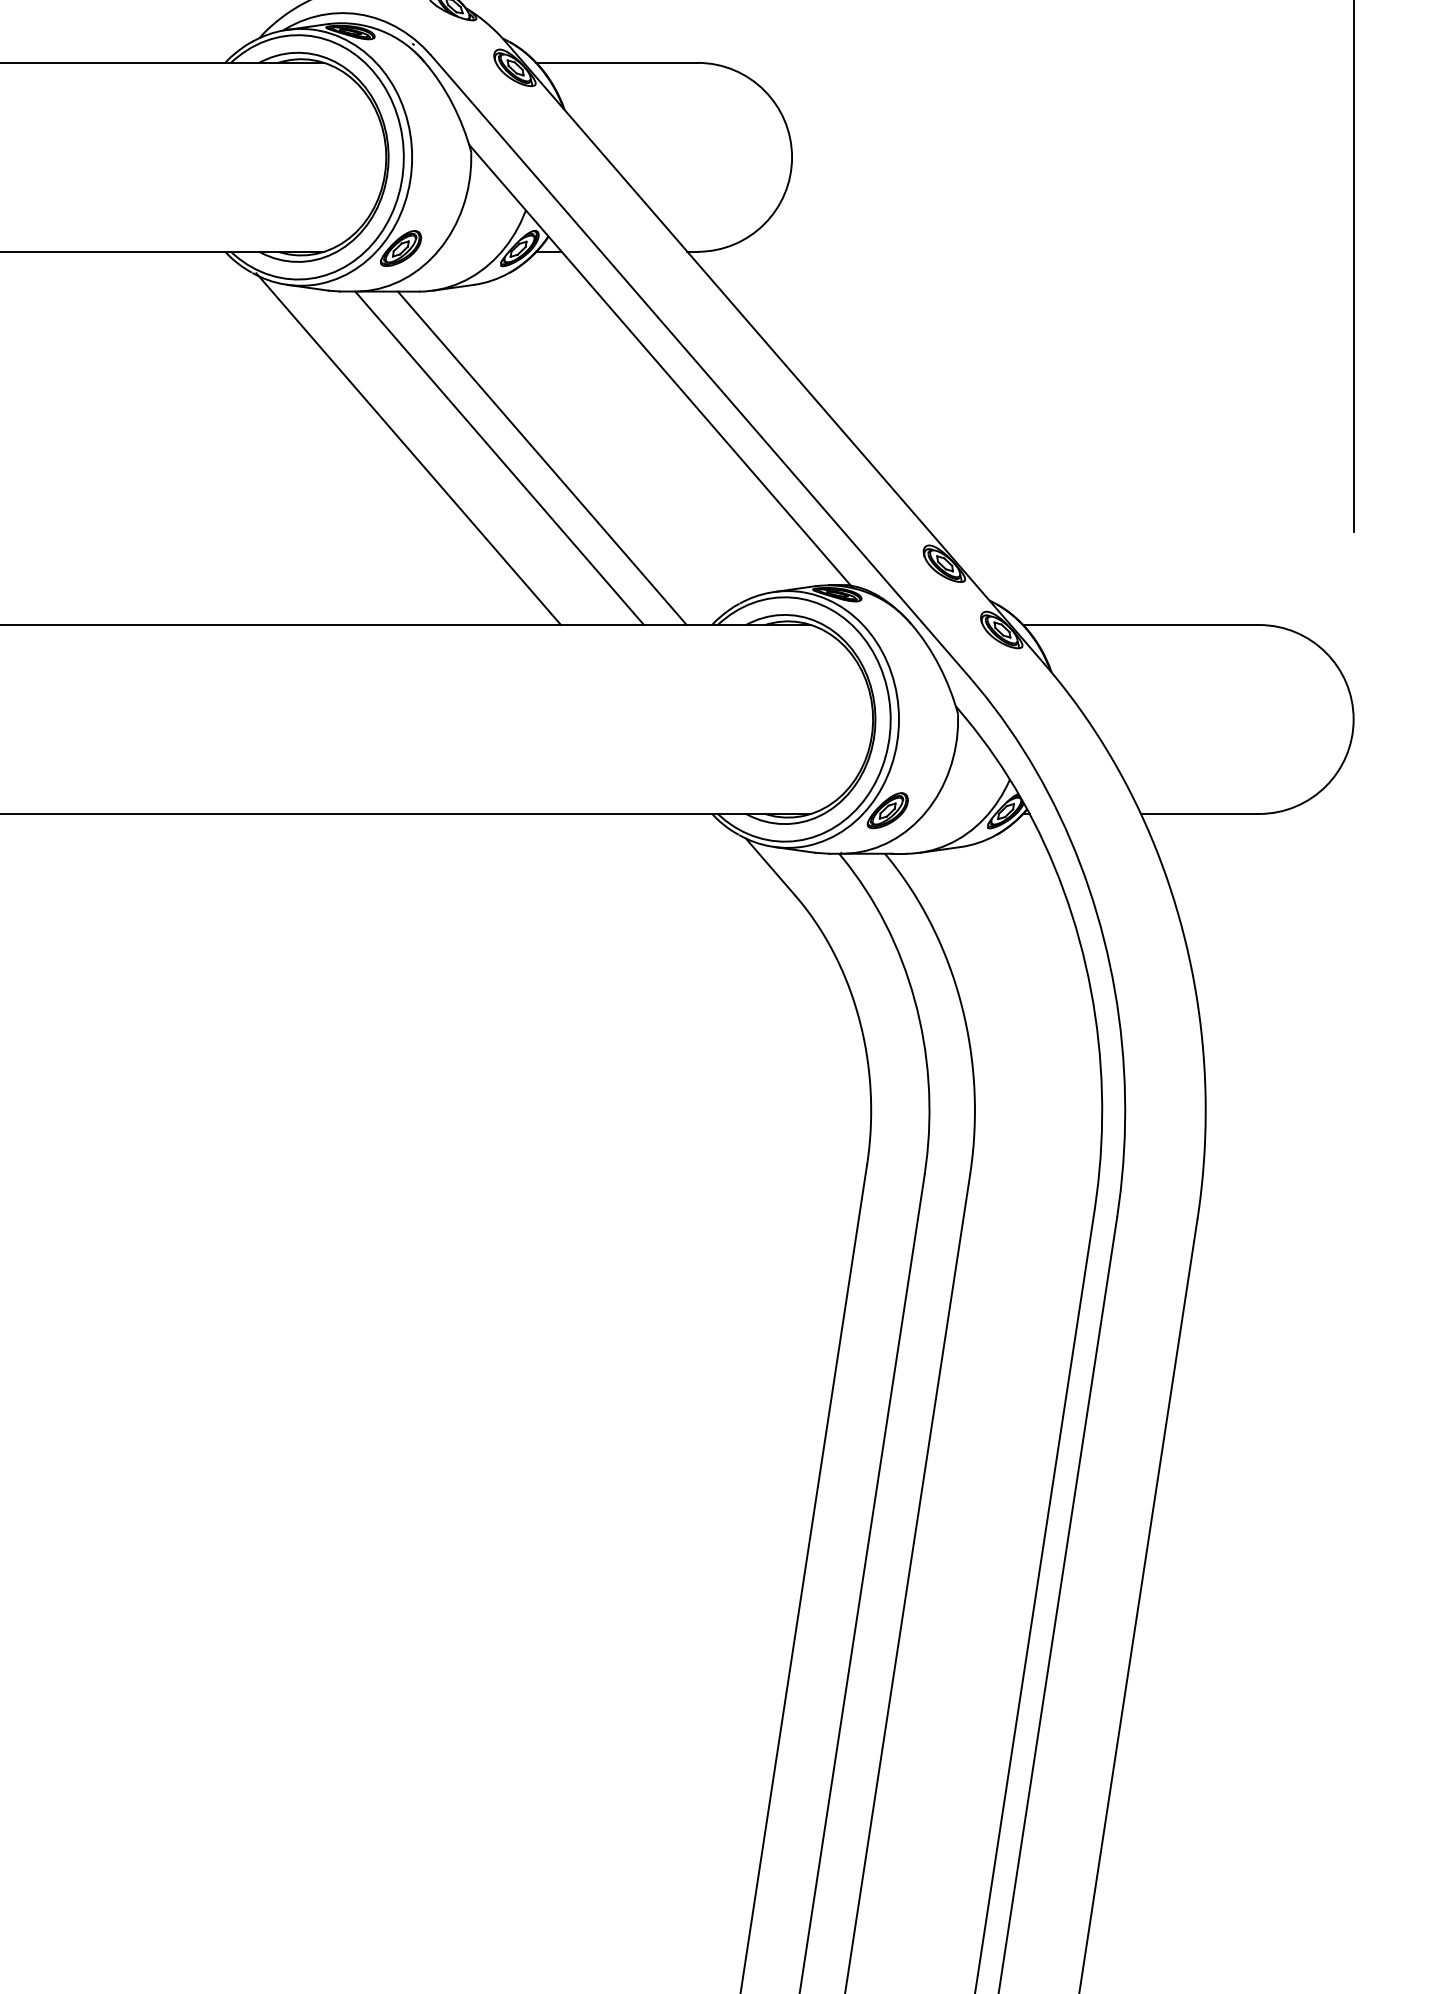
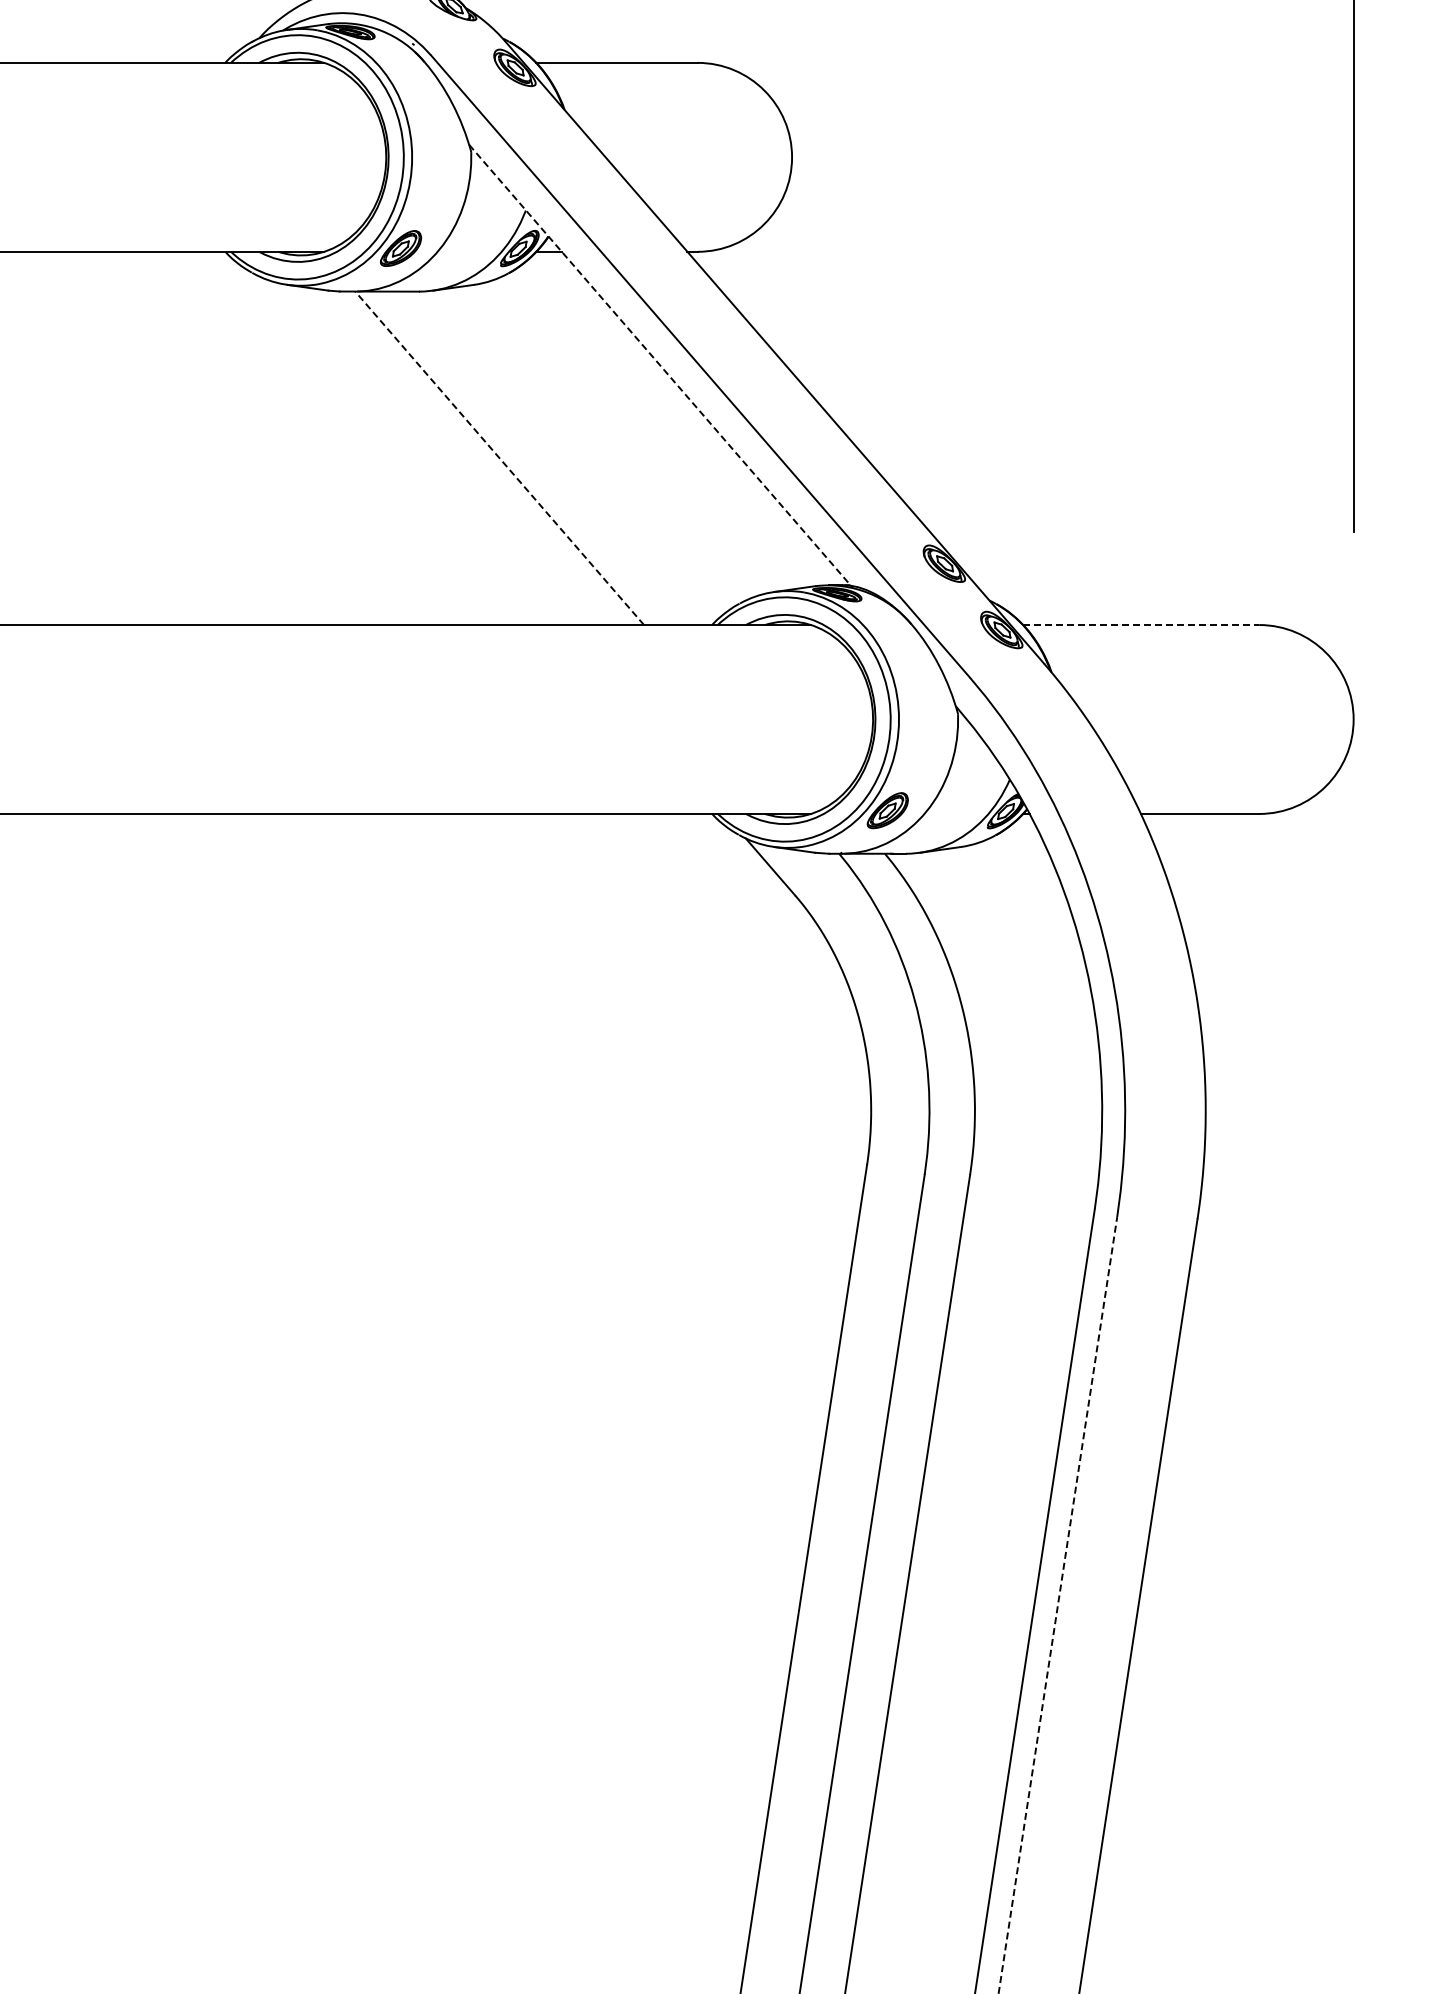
line: solid -> dashed (661, 366)
line: present -> none (408, 449)
line: solid -> dashed (499, 458)
line: present -> none (541, 458)
line: solid -> dashed (1141, 625)
line: solid -> dashed (1057, 1605)
